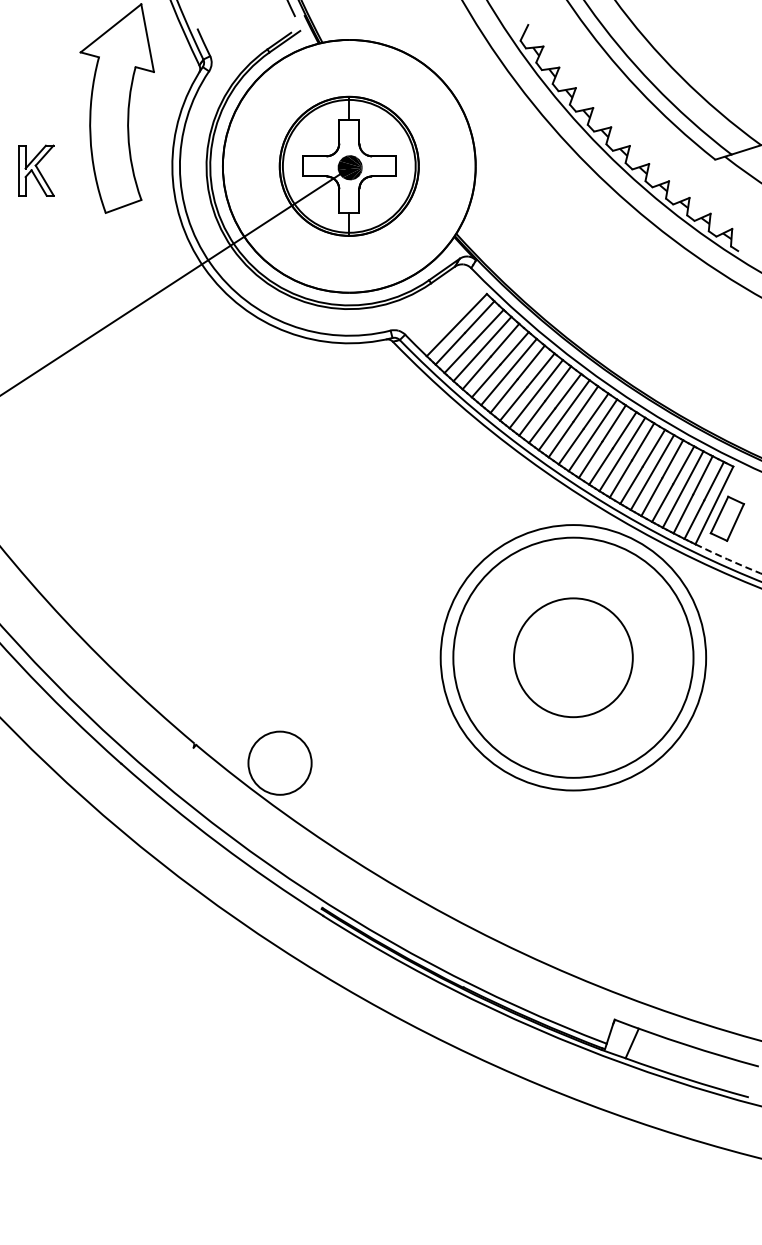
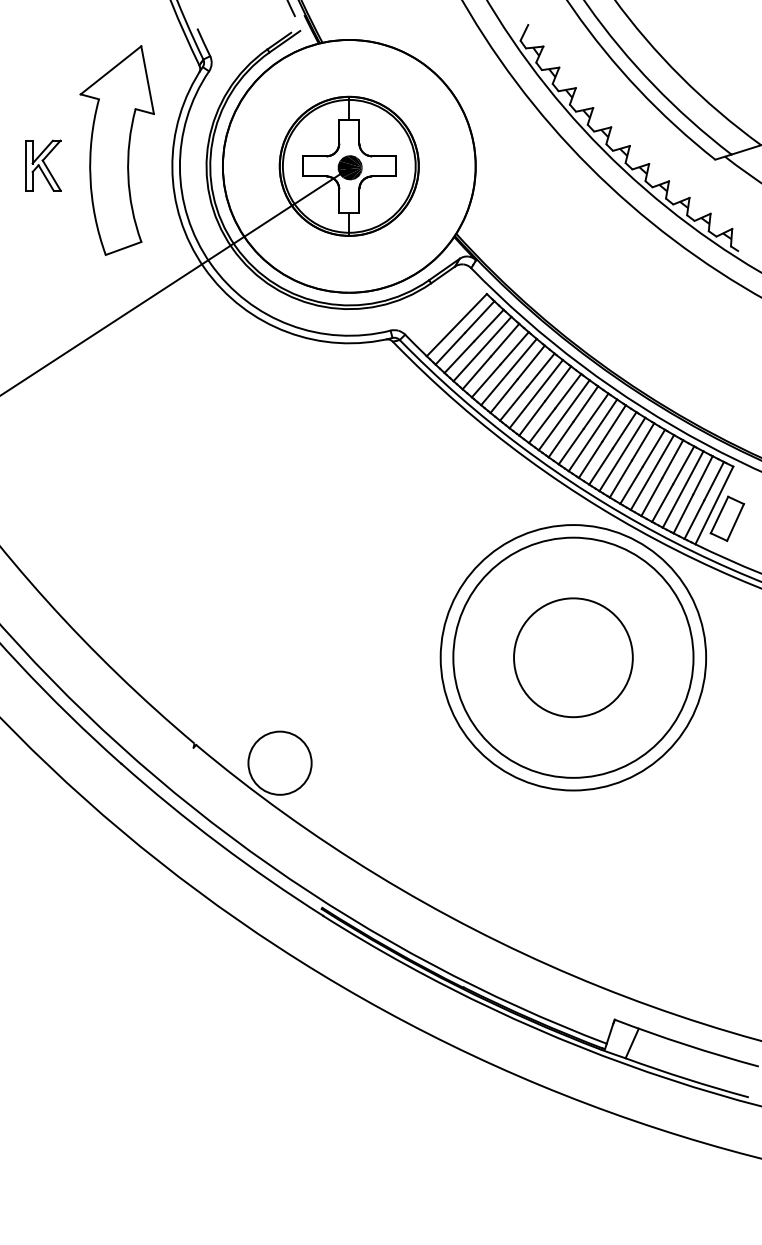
part position: (116, 108) -> (116, 150) (116, 150)
part position: (36, 170) -> (43, 165) (43, 165)
arc: dashed -> solid (728, 559)
